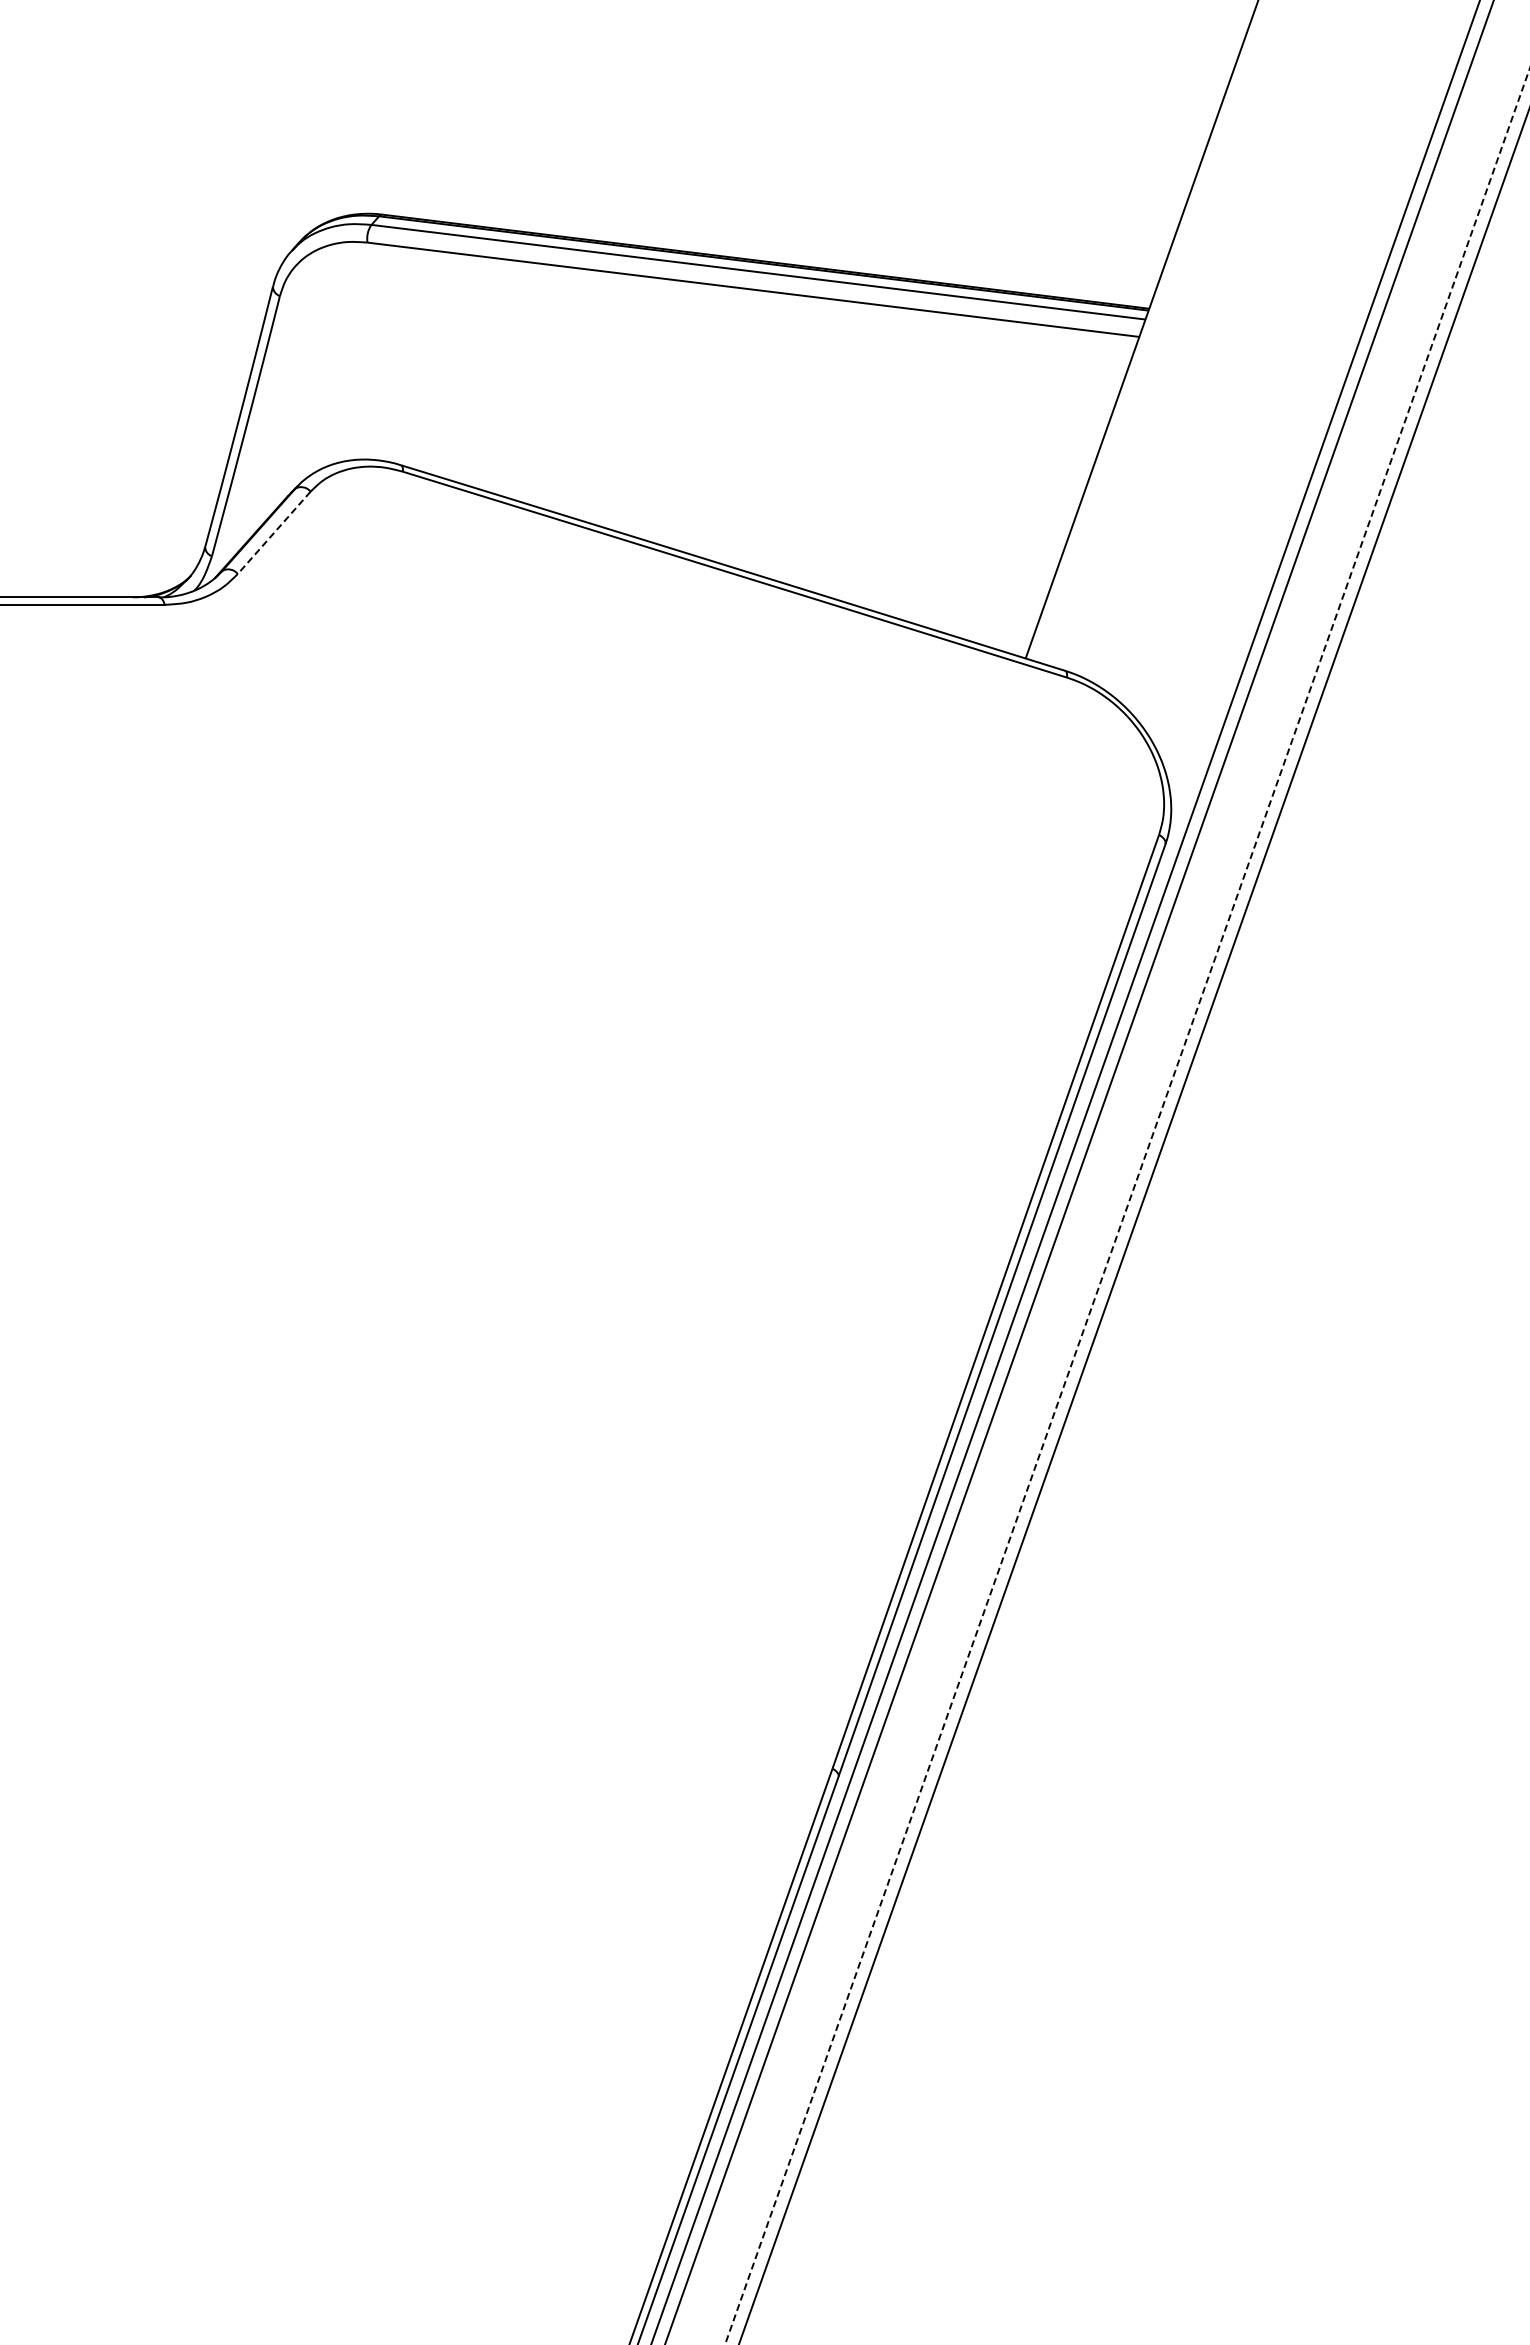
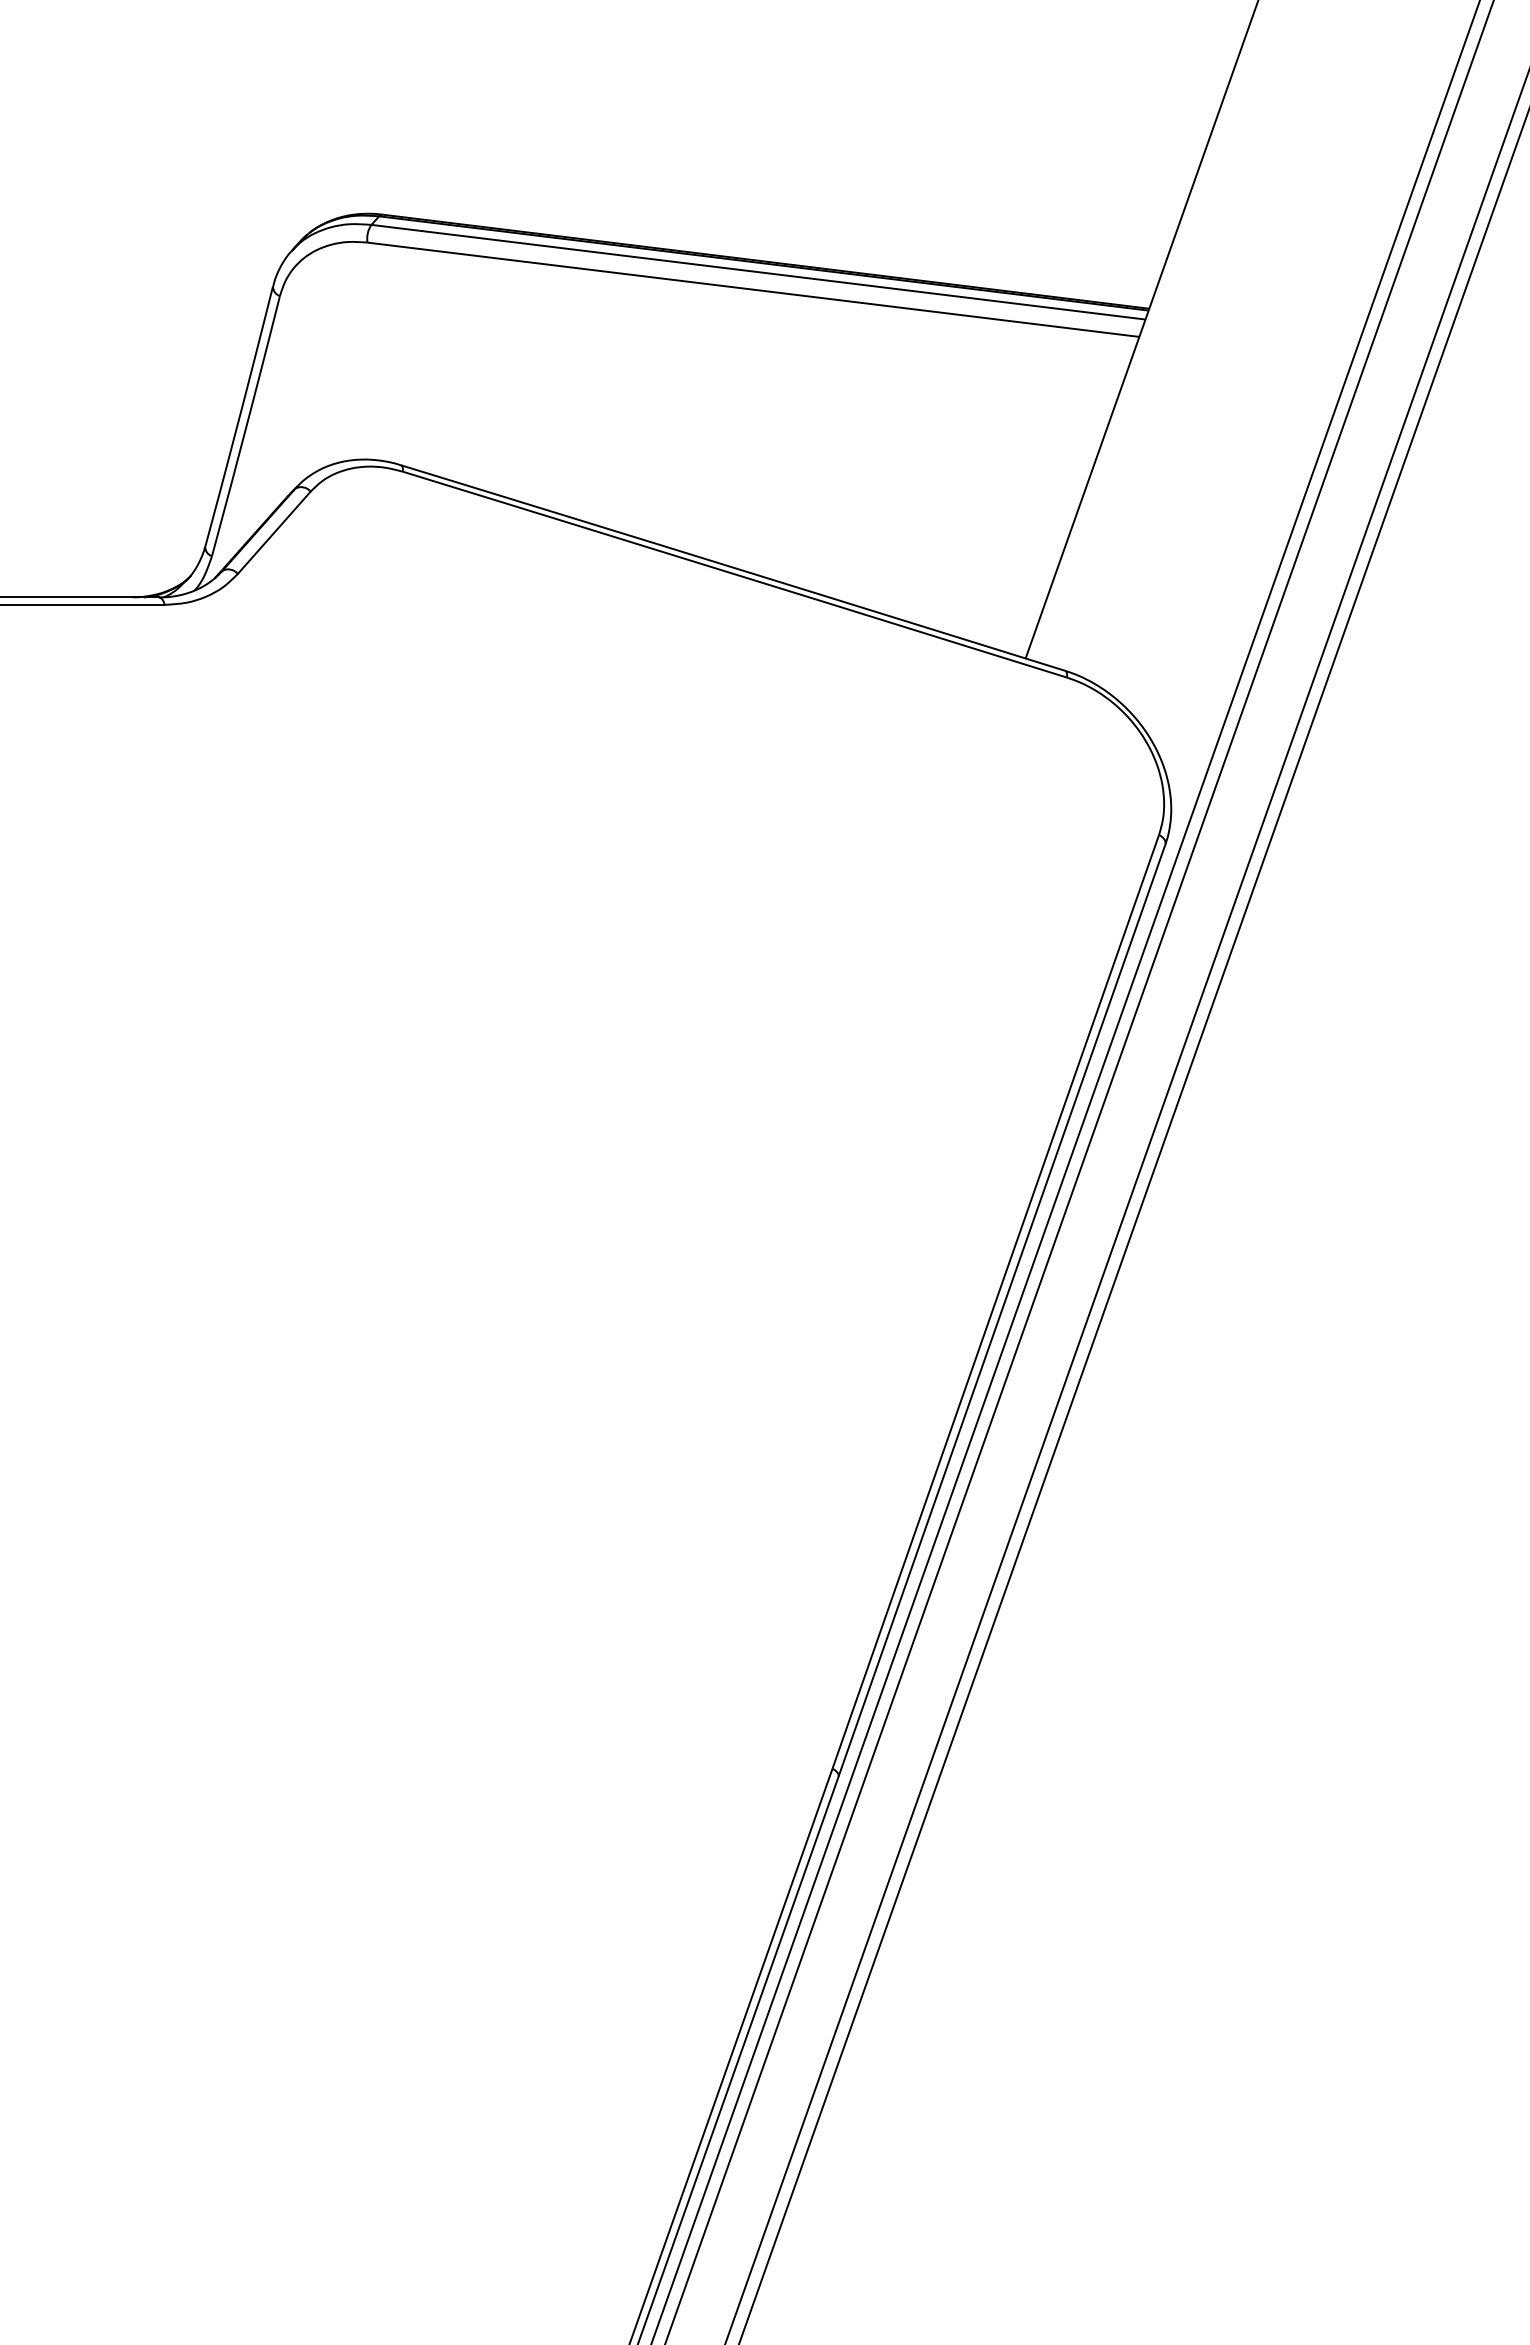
line: dashed -> solid (274, 532)
line: dashed -> solid (1127, 1205)
